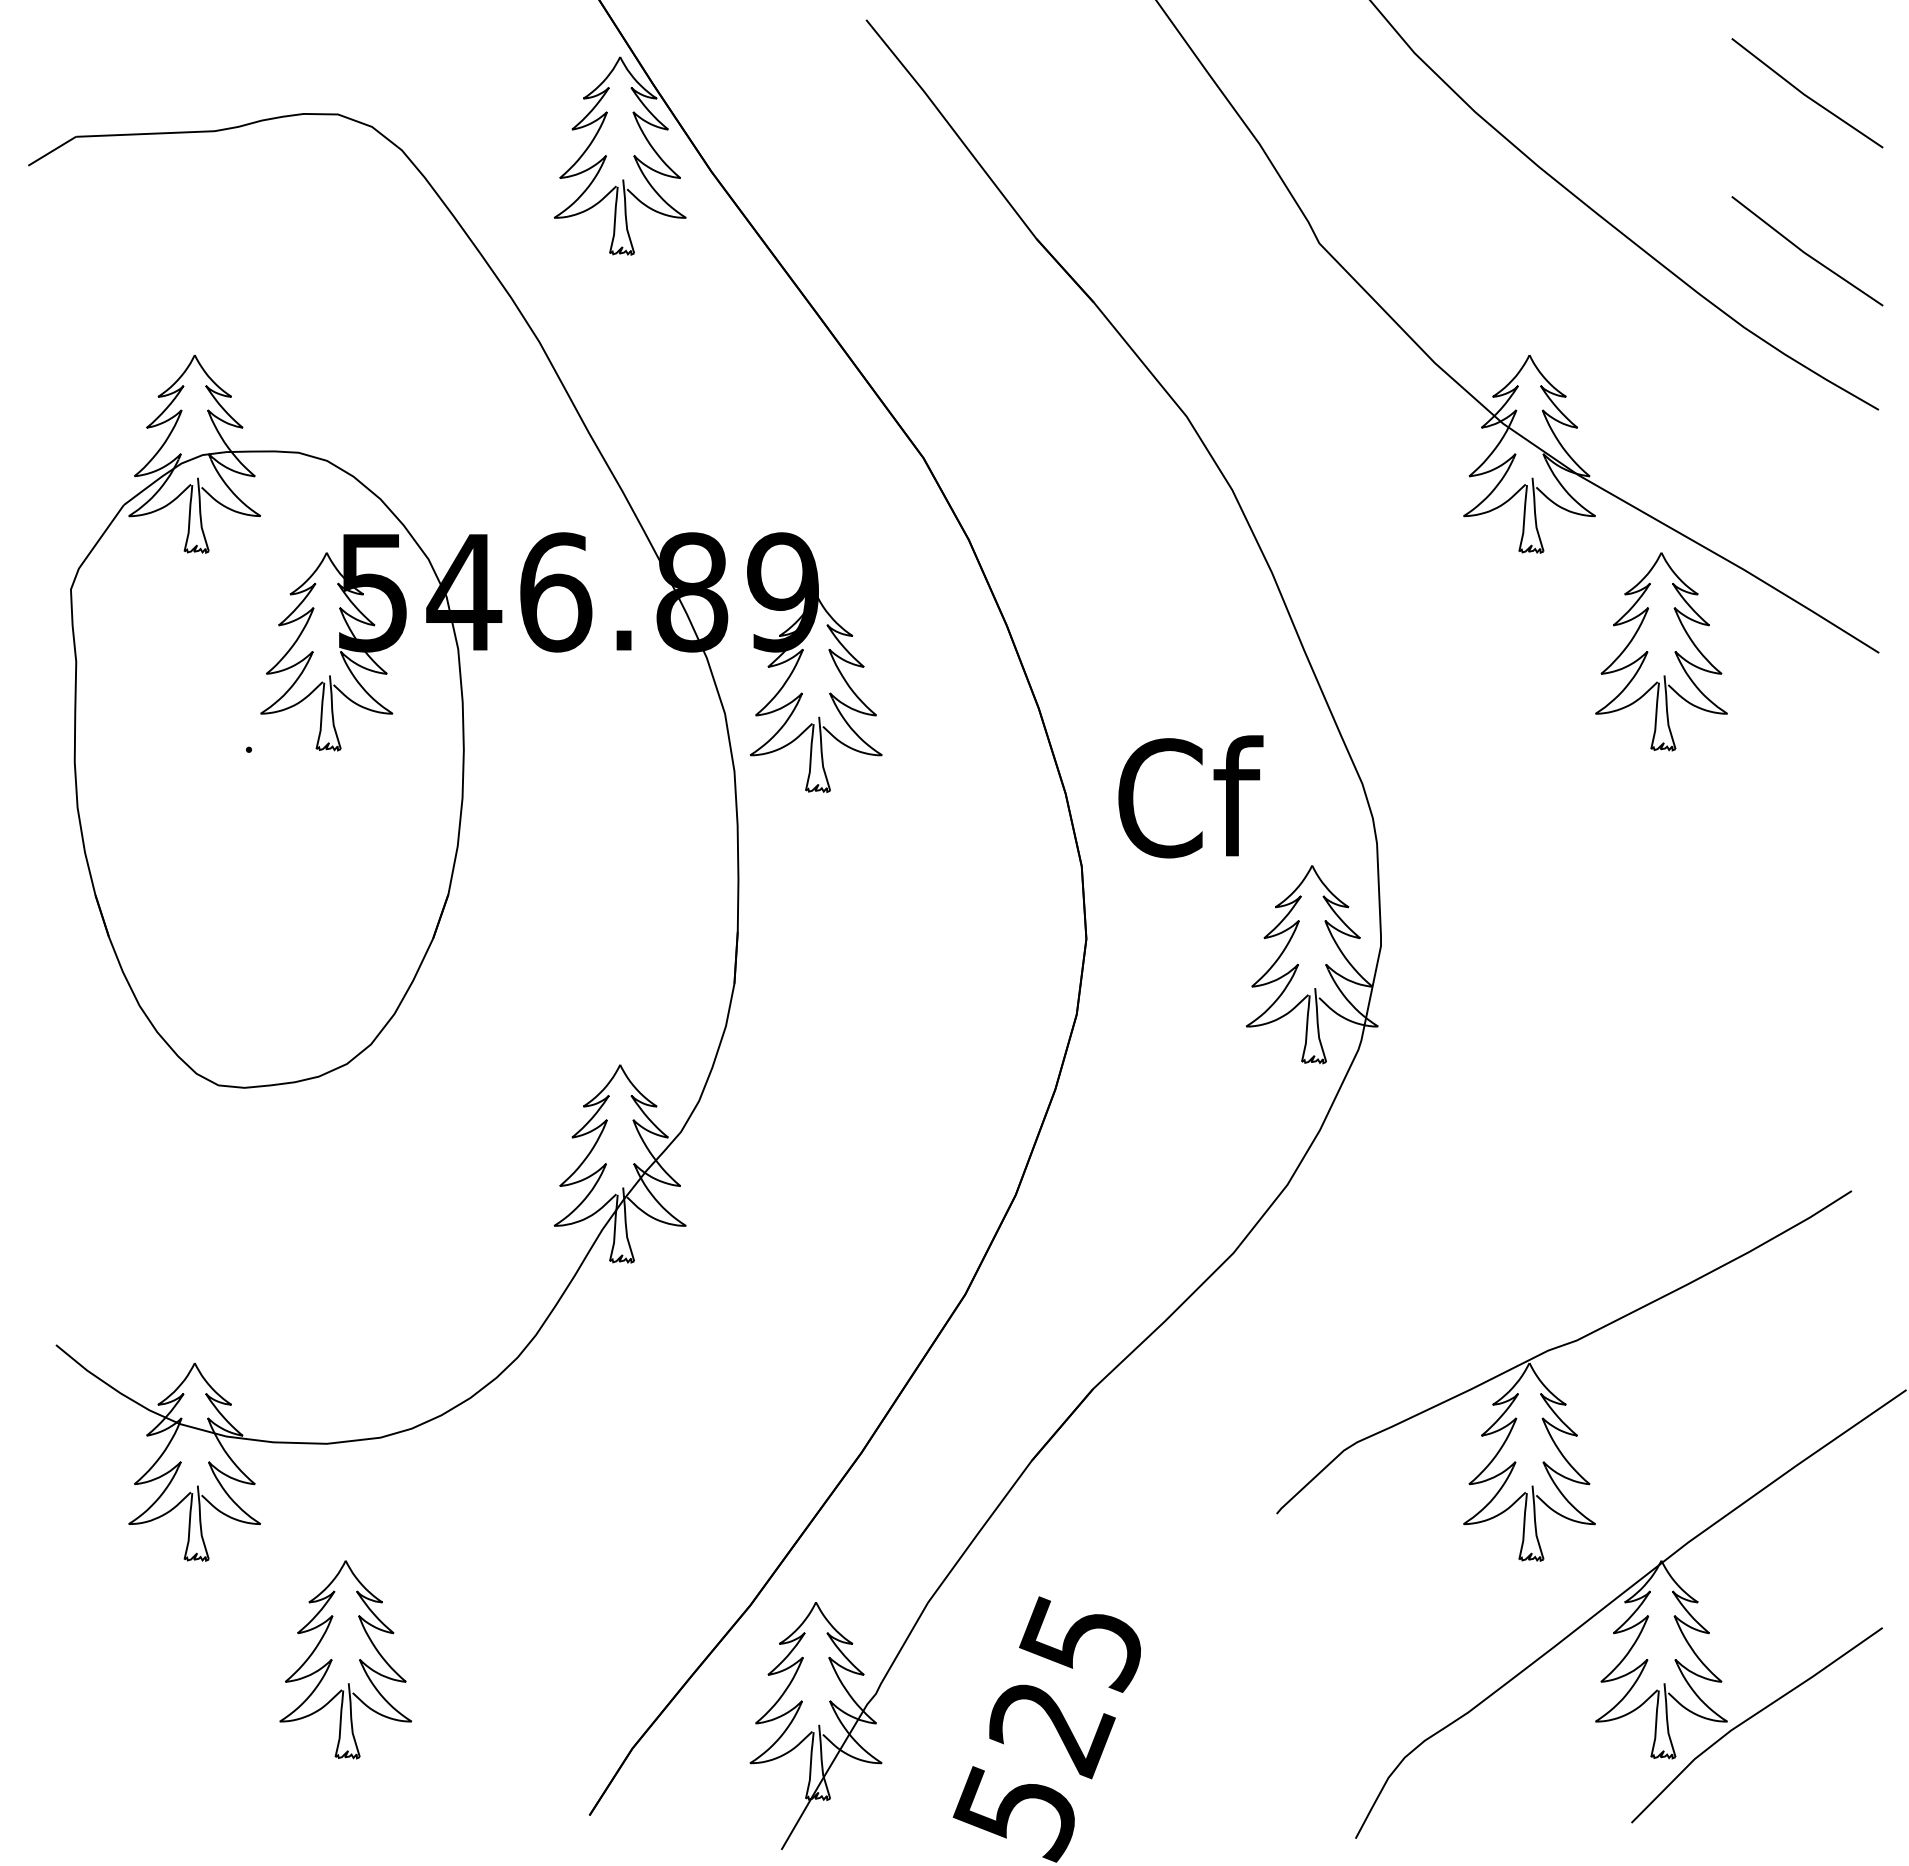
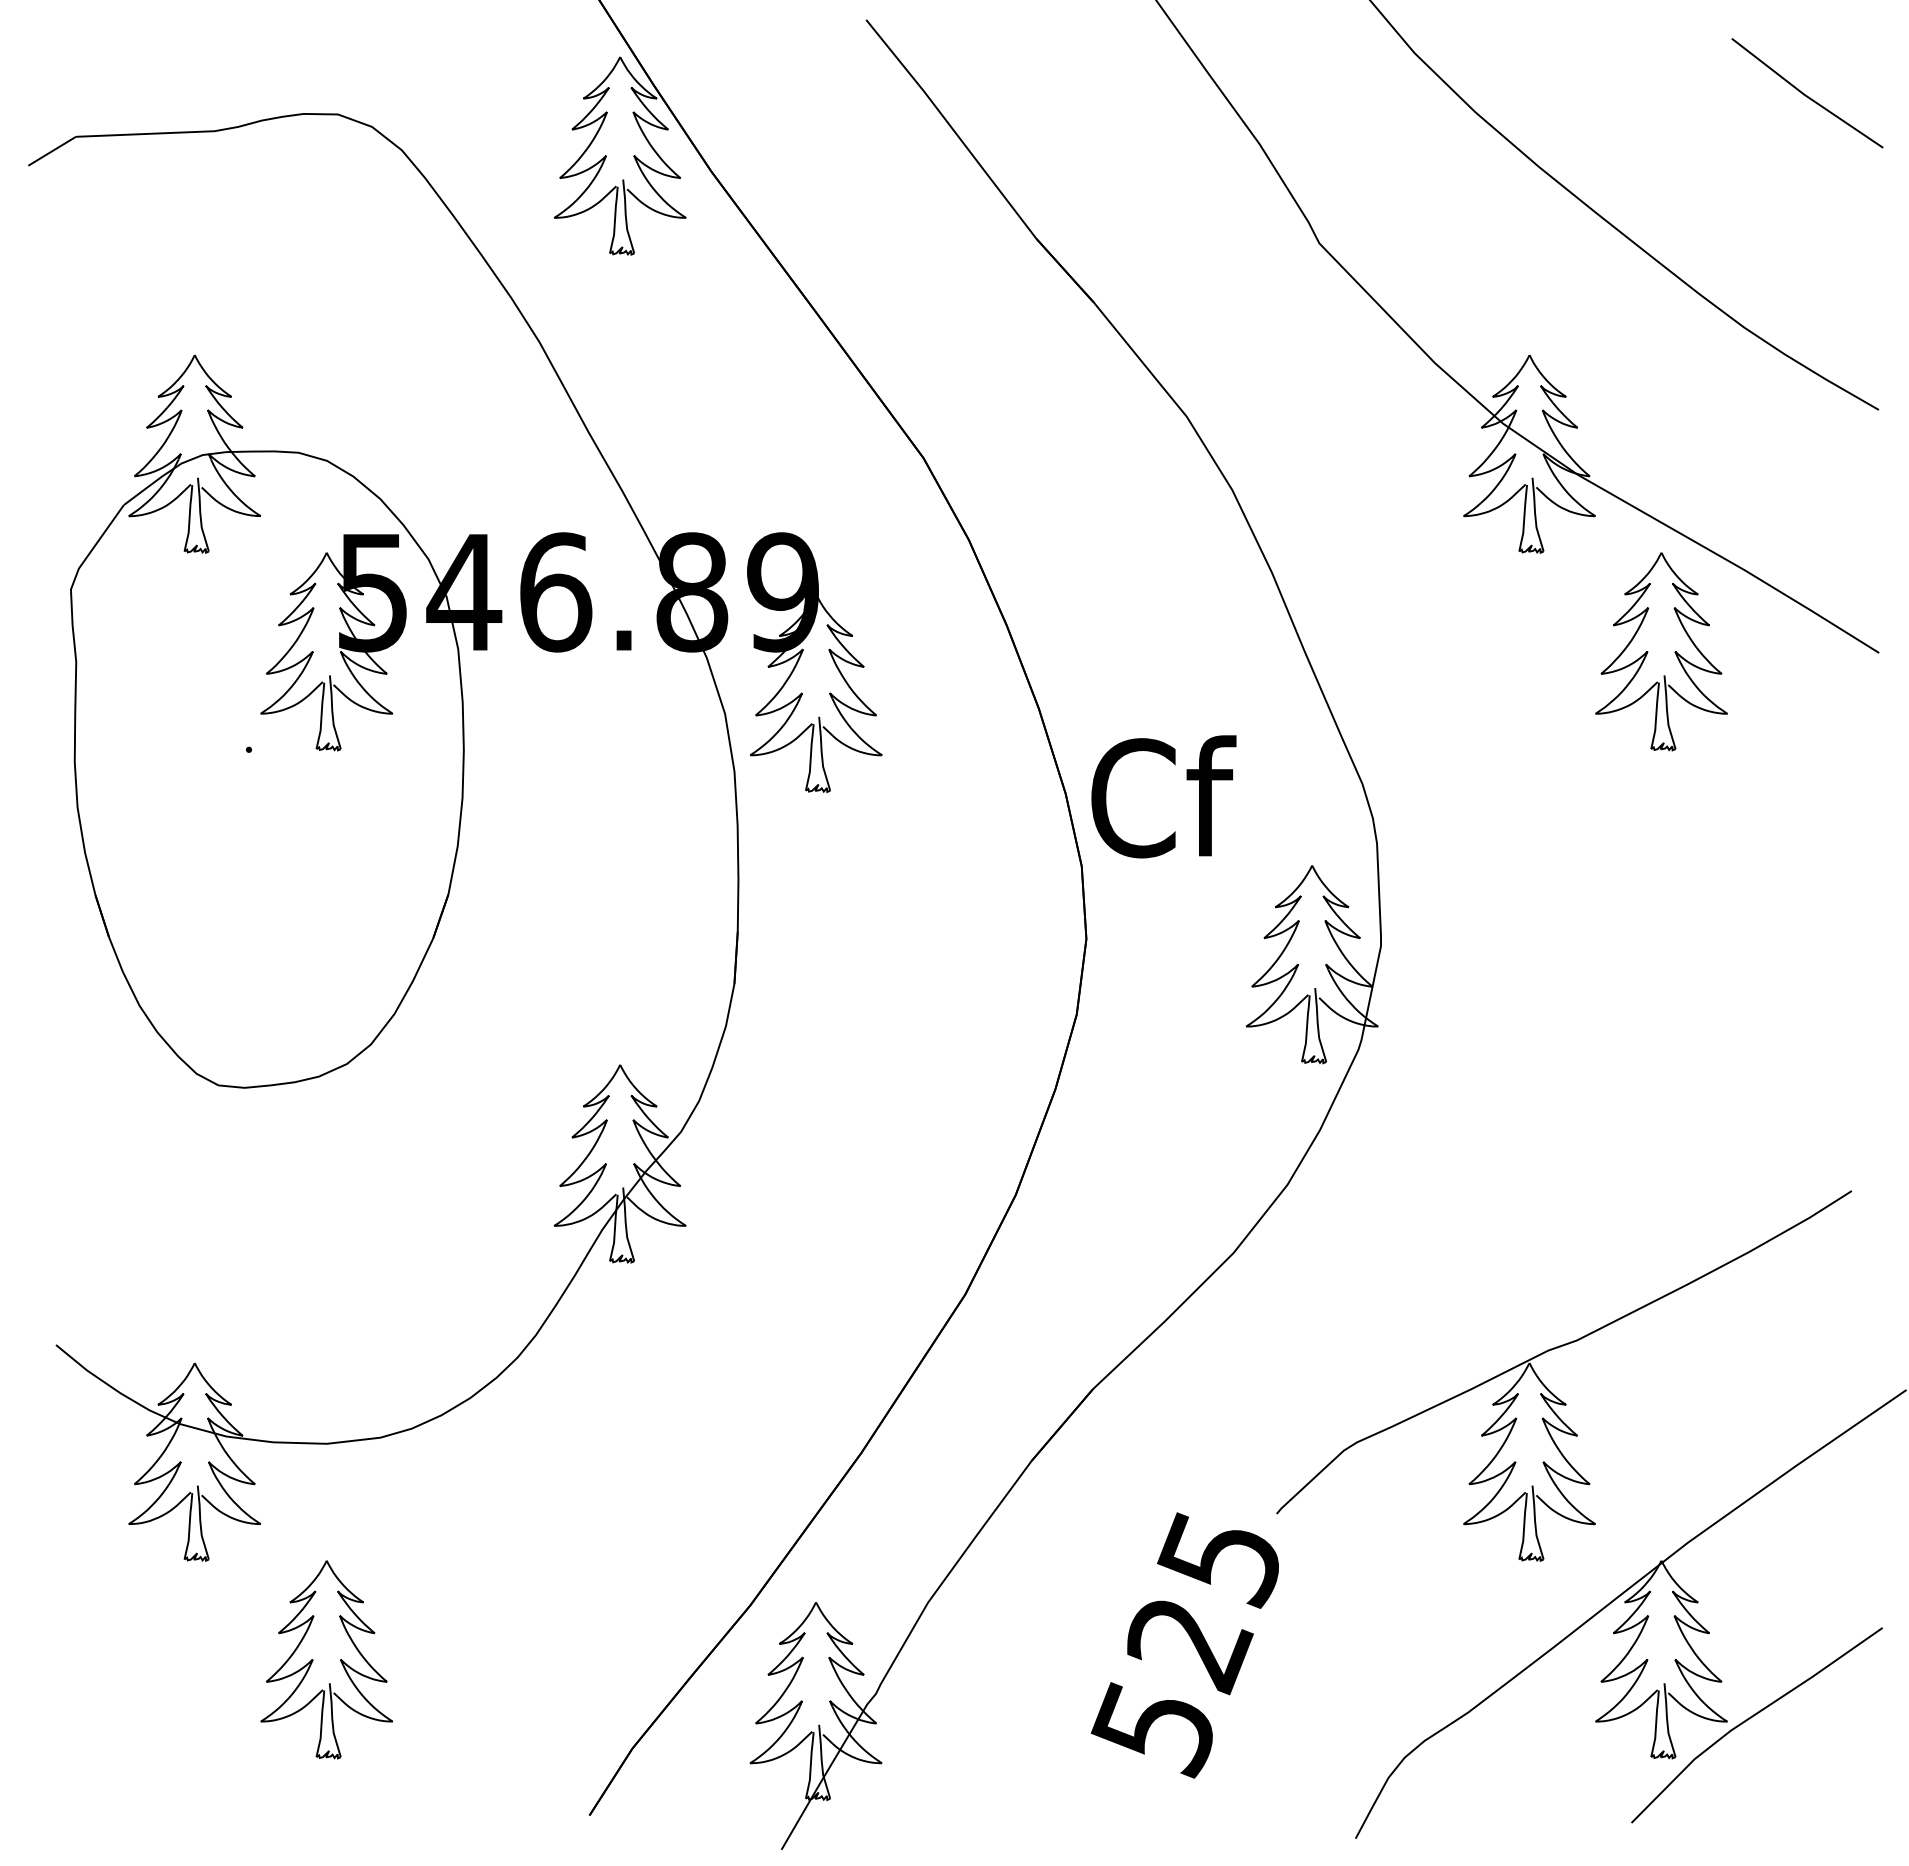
line: present -> none (1807, 253)
text position: (1190, 796) -> (1163, 796) (1163, 796)
part position: (332, 1659) -> (313, 1659) (313, 1659)
text position: (1046, 1729) -> (1184, 1645) (1184, 1645)
